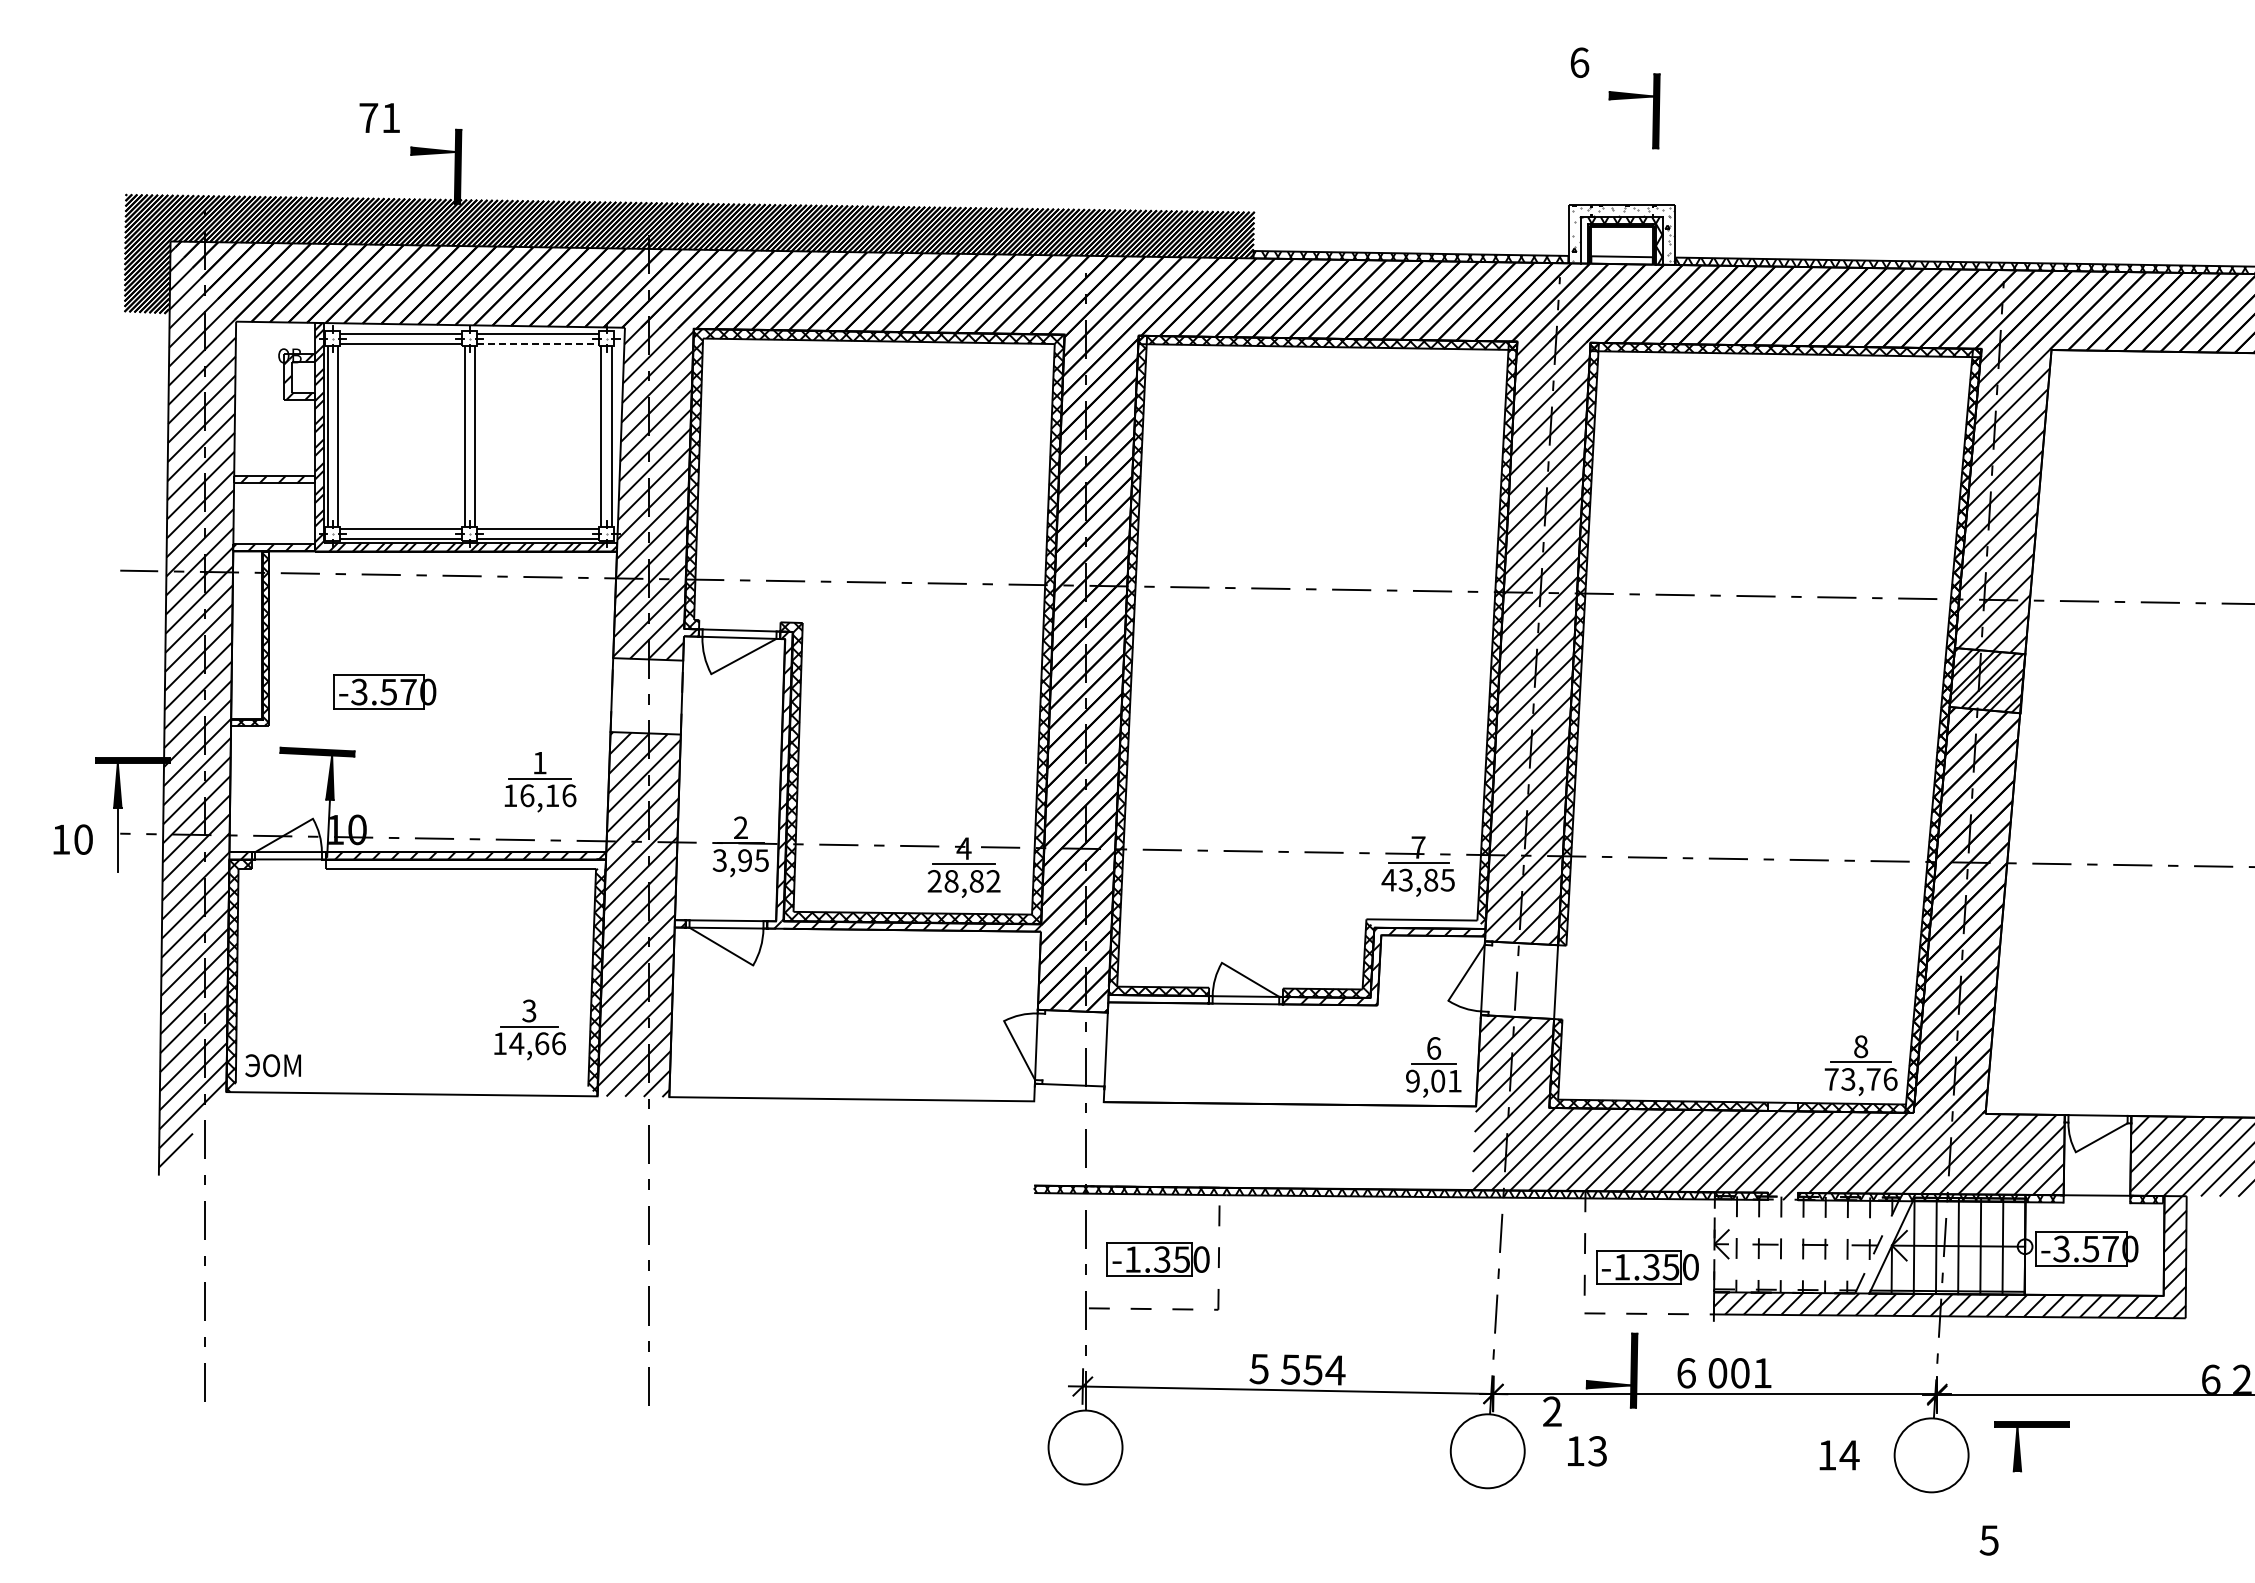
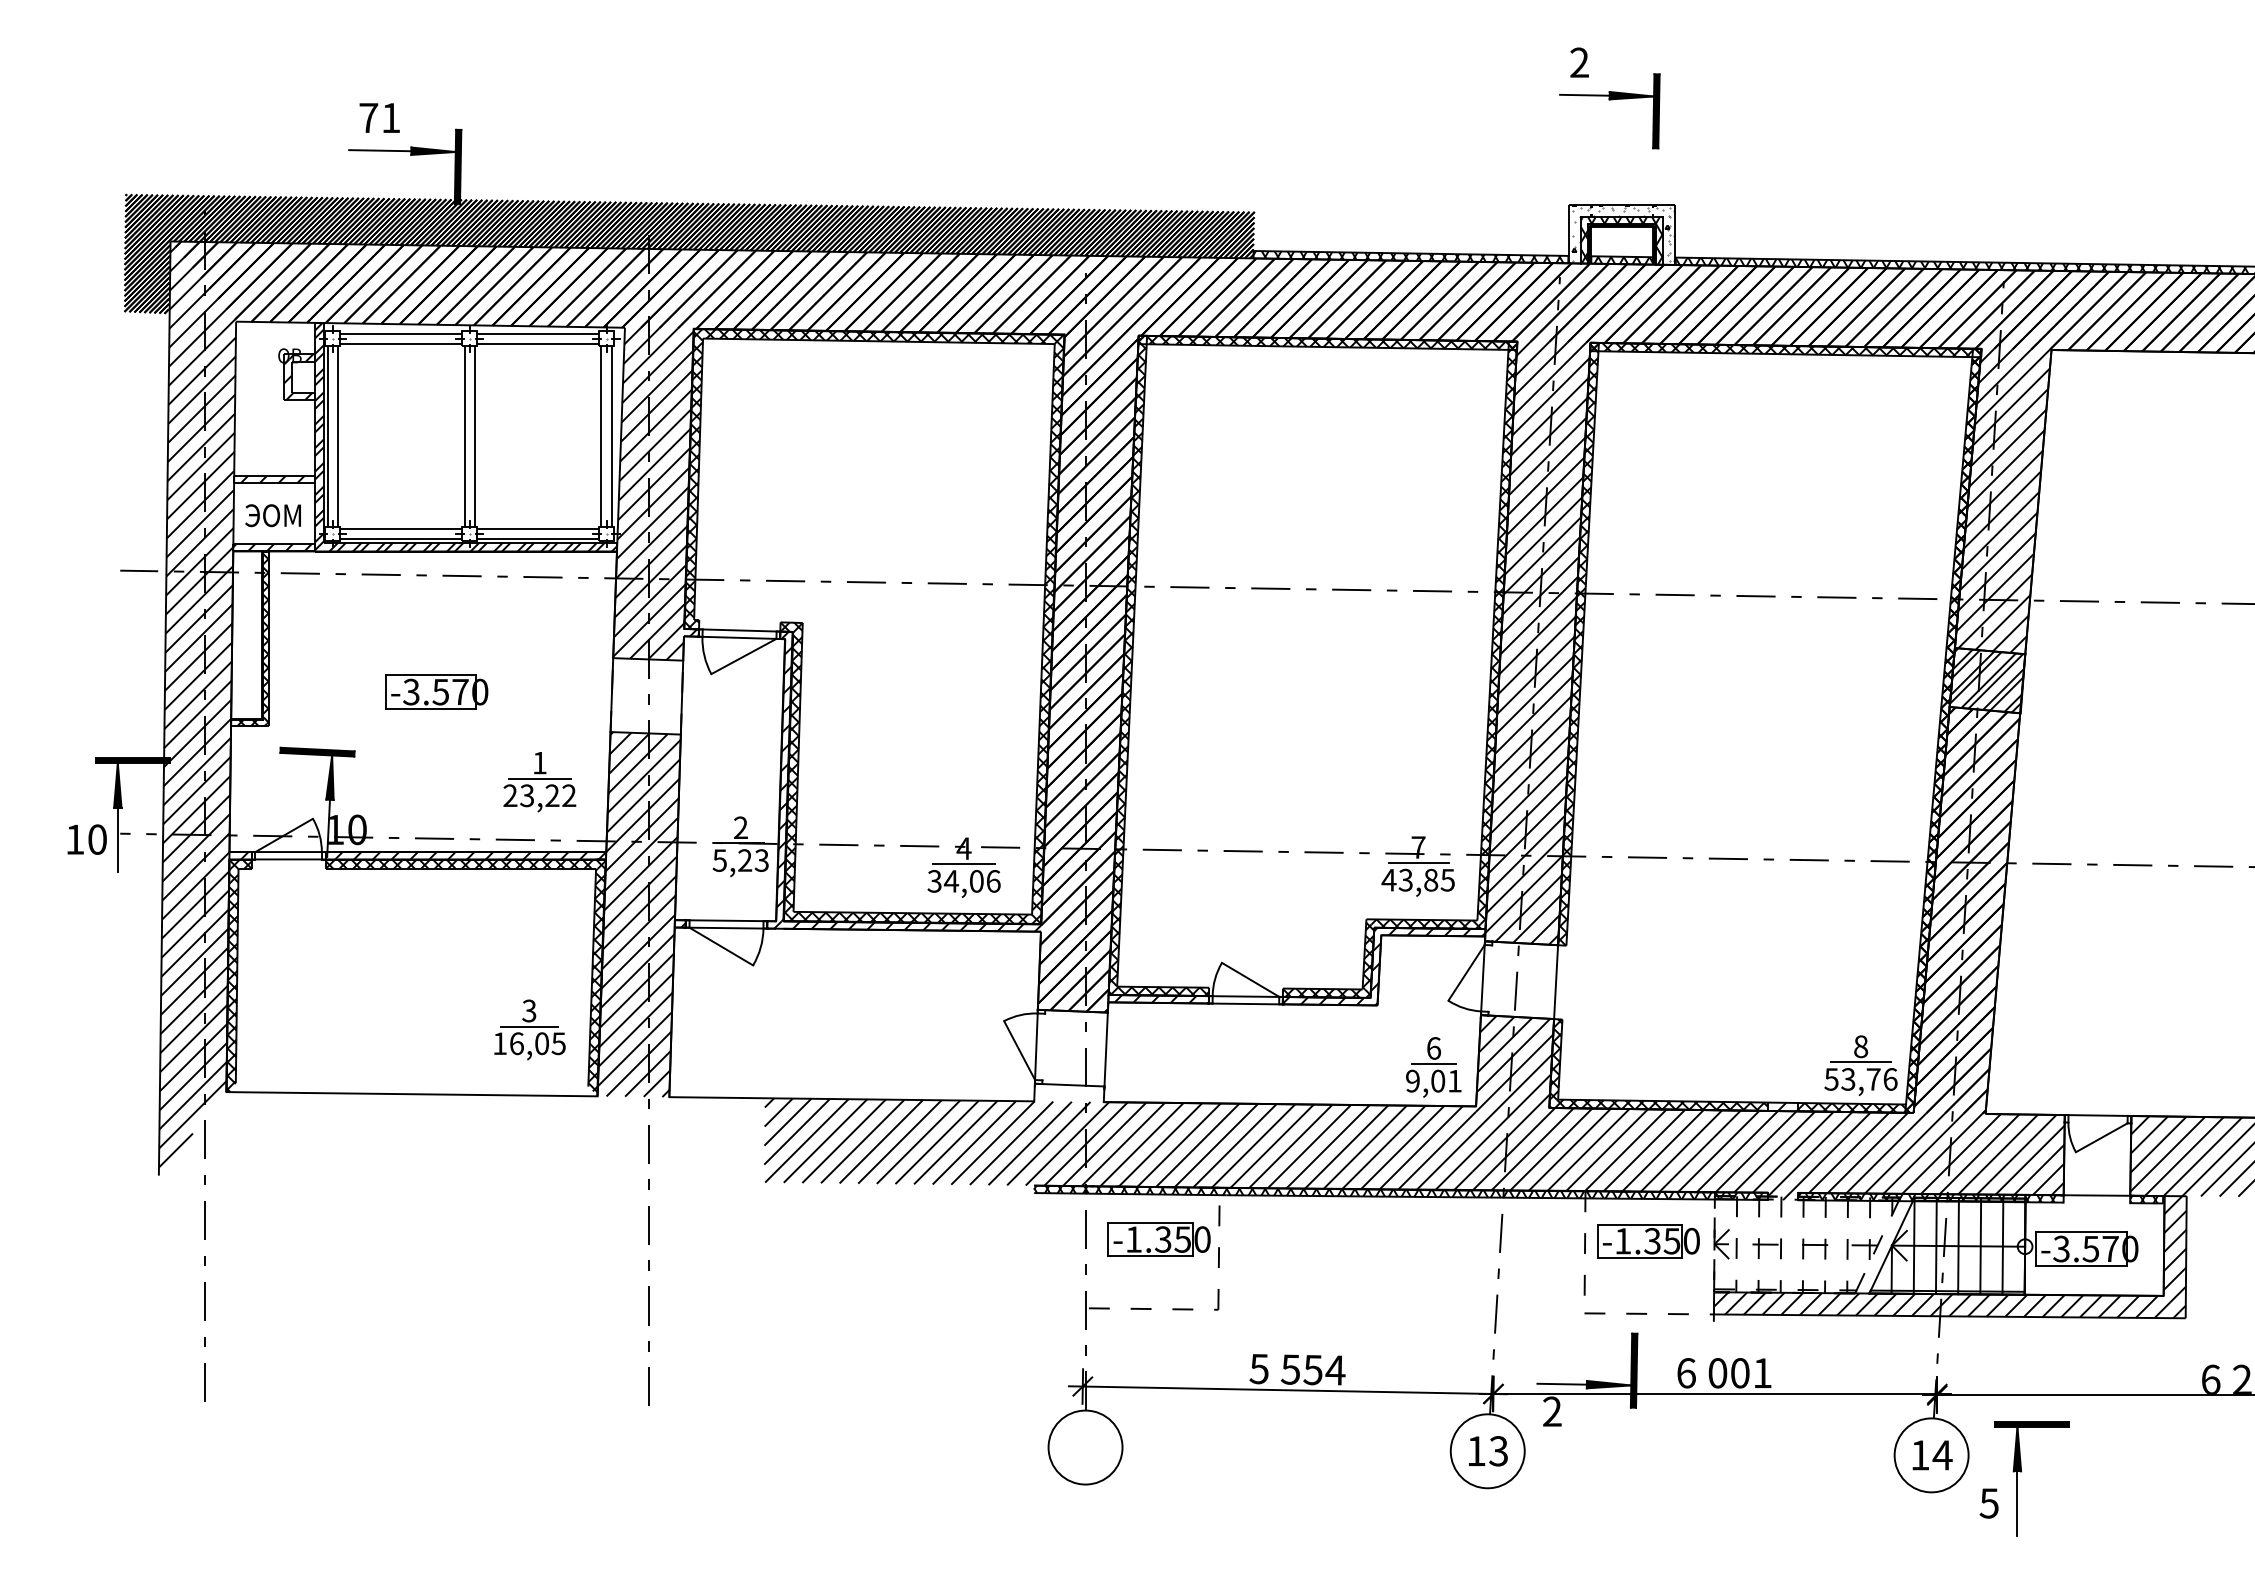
text: 6 -> 2 (1579, 62)
line: none -> present (1584, 94)
line: none -> present (380, 150)
hatch: none -> present (1584, 240)
hatch: none -> present (1623, 260)
line: dashed -> solid (538, 344)
part position: (384, 691) -> (436, 691) (436, 691)
text: 16,16 -> 23,22 (539, 795)
text position: (72, 839) -> (86, 839) (86, 839)
text: 3,95 -> 5,23 (740, 860)
hatch: none -> present (465, 863)
text: 28,82 -> 34,06 (963, 881)
hatch: none -> present (1426, 923)
hatch: none -> present (1161, 999)
text: 14,66 -> 16,05 (537, 1043)
text position: (272, 1065) -> (272, 515) (272, 515)
text: 73,76 -> 53,76 (1831, 1079)
hatch: none -> present (1119, 1144)
part position: (1157, 1259) -> (1158, 1239) (1158, 1239)
part position: (1647, 1267) -> (1648, 1241) (1648, 1241)
line: none -> present (1561, 1383)
text position: (1587, 1451) -> (1488, 1451) (1488, 1451)
text position: (1839, 1455) -> (1932, 1455) (1932, 1455)
line: none -> present (2017, 1503)
text position: (1988, 1540) -> (1988, 1503) (1988, 1503)
